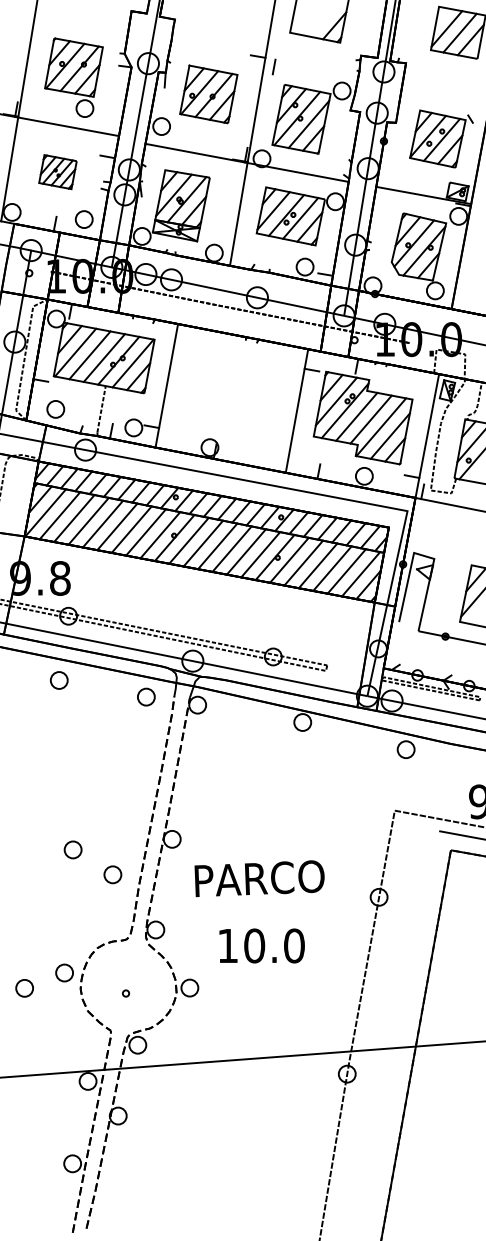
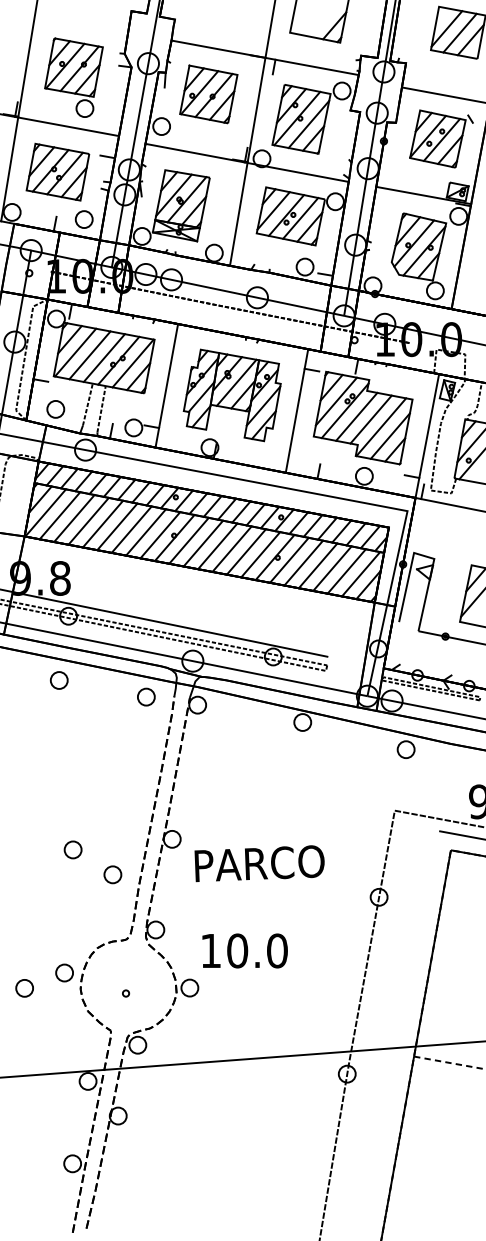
line: none -> present (264, 57)
line: none -> present (441, 94)
part size: 40x37 px -> 66x60 px (57, 171)
part: none -> present (231, 395)
line: none -> present (87, 404)
line: none -> present (164, 622)
text position: (259, 878) -> (259, 863) (259, 863)
text position: (261, 945) -> (244, 950) (244, 950)
line: none -> present (448, 1062)
